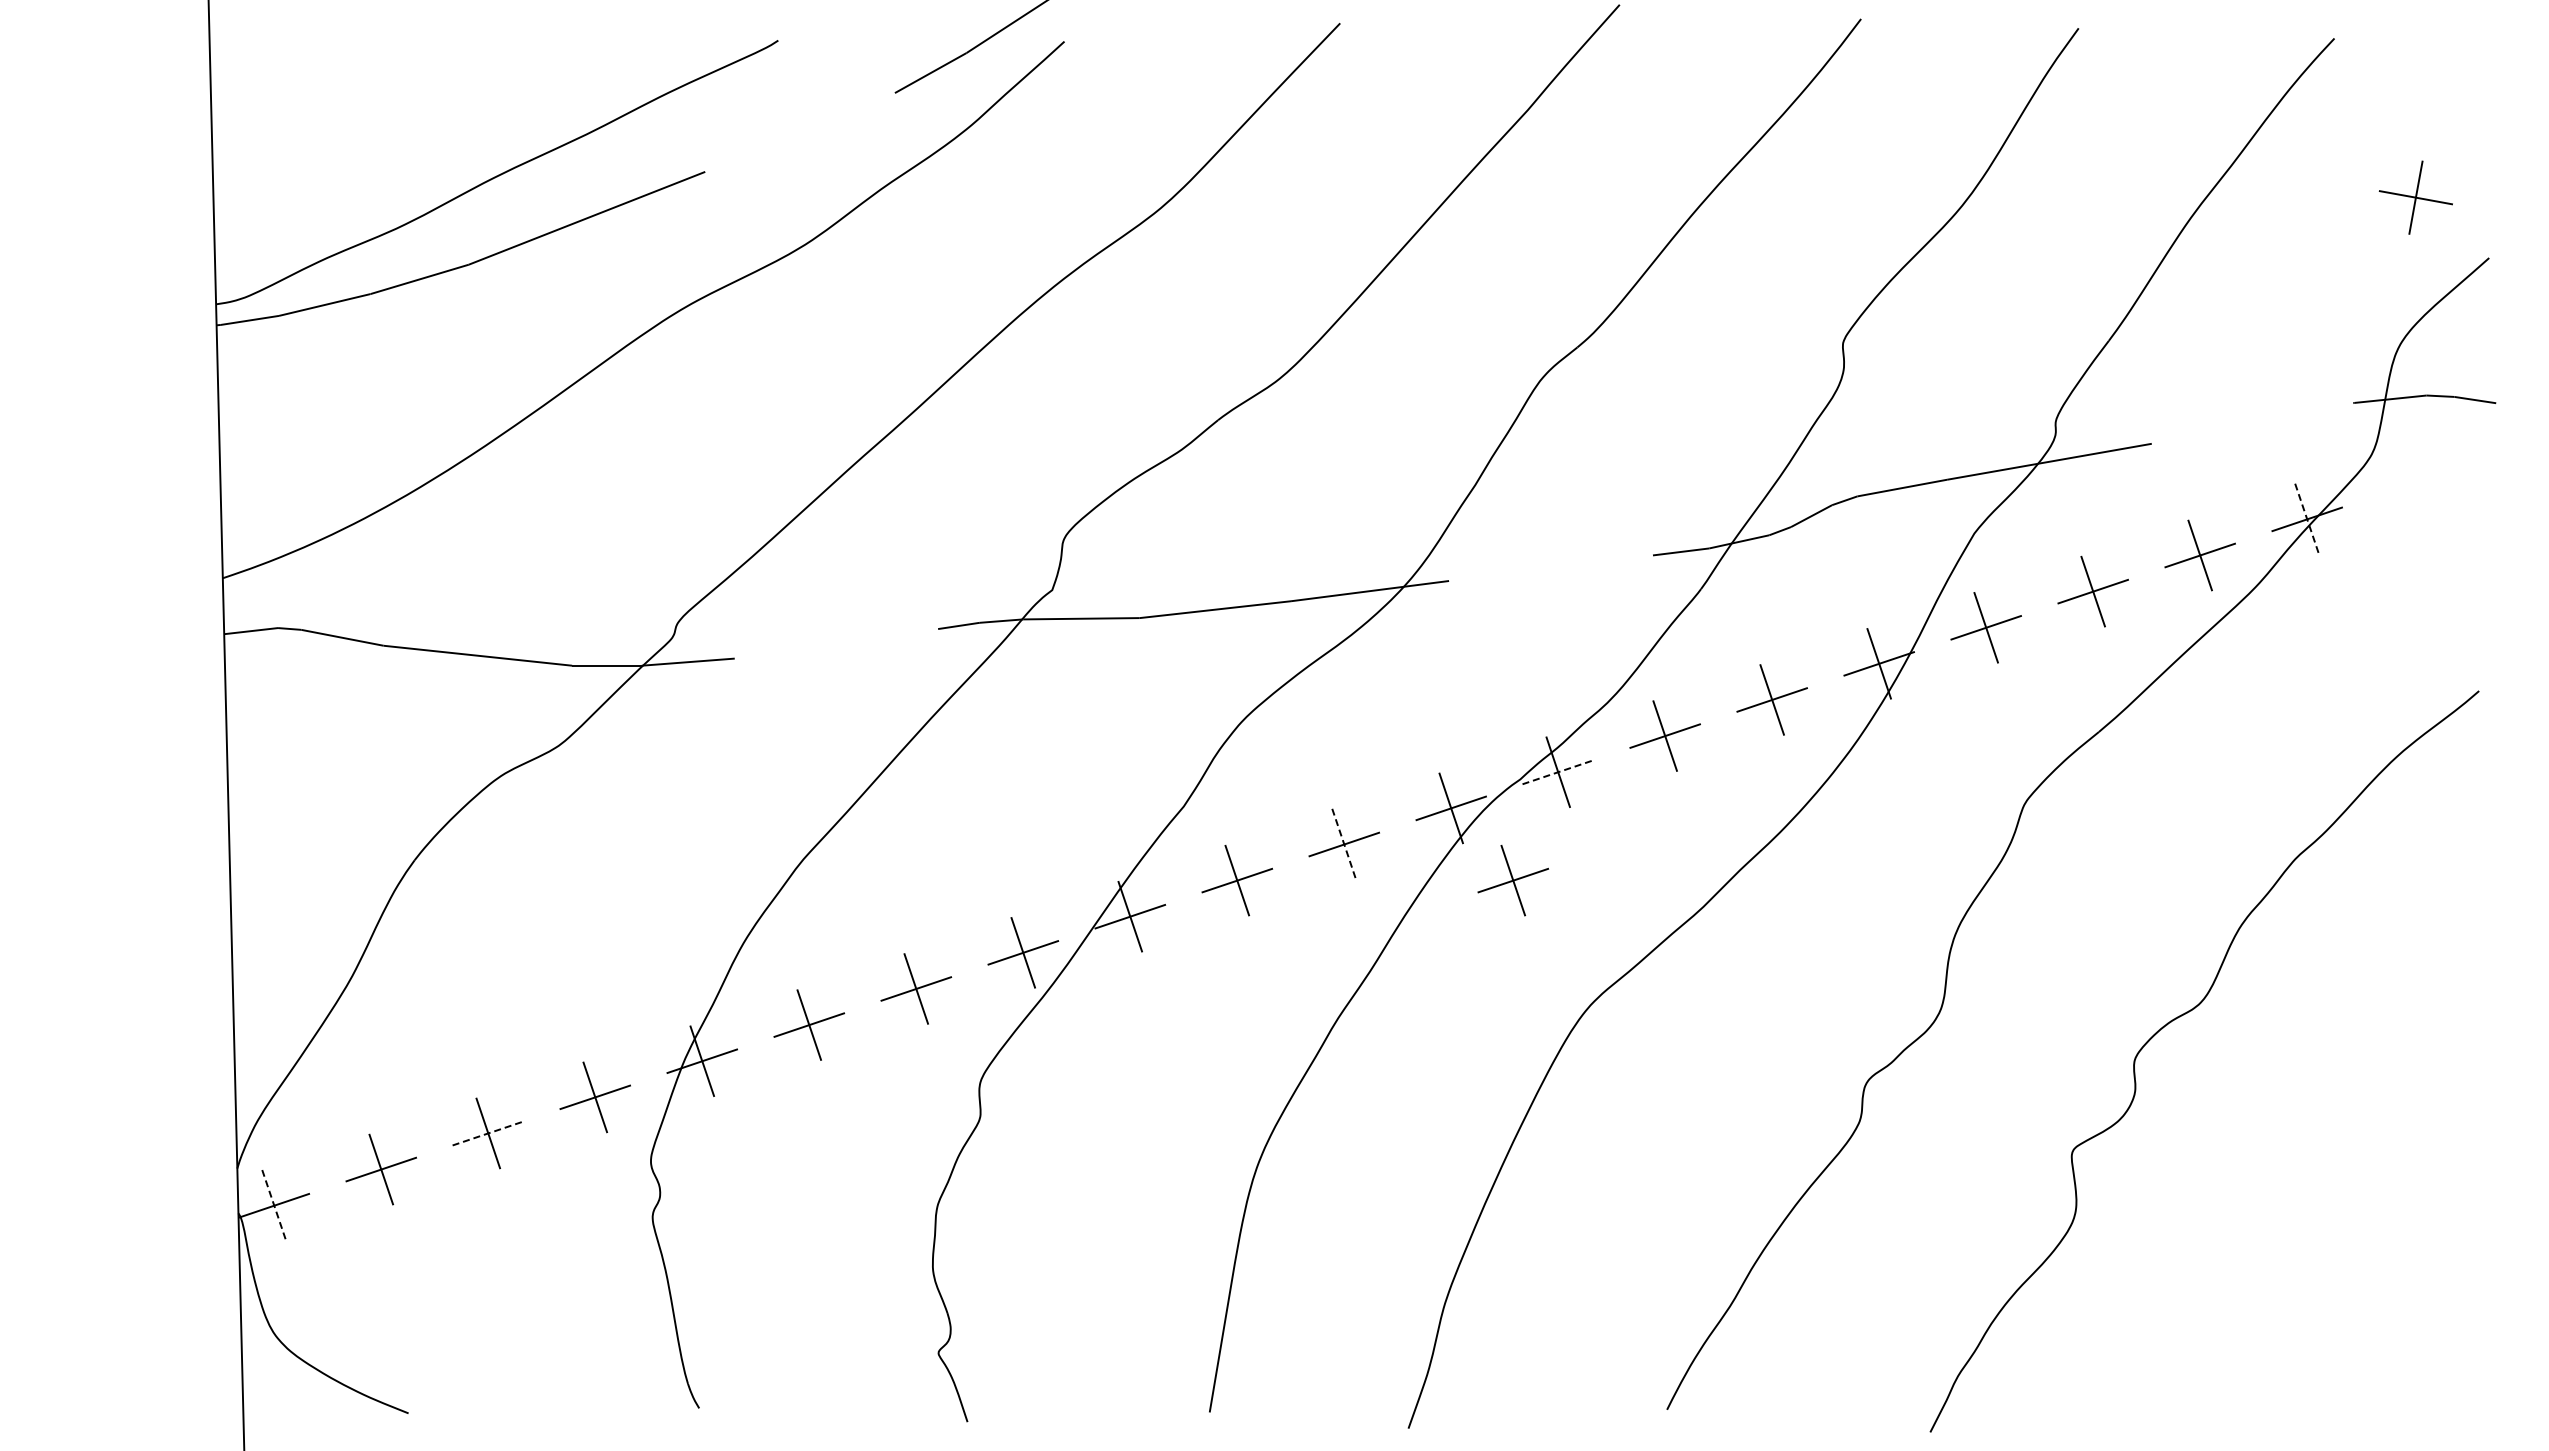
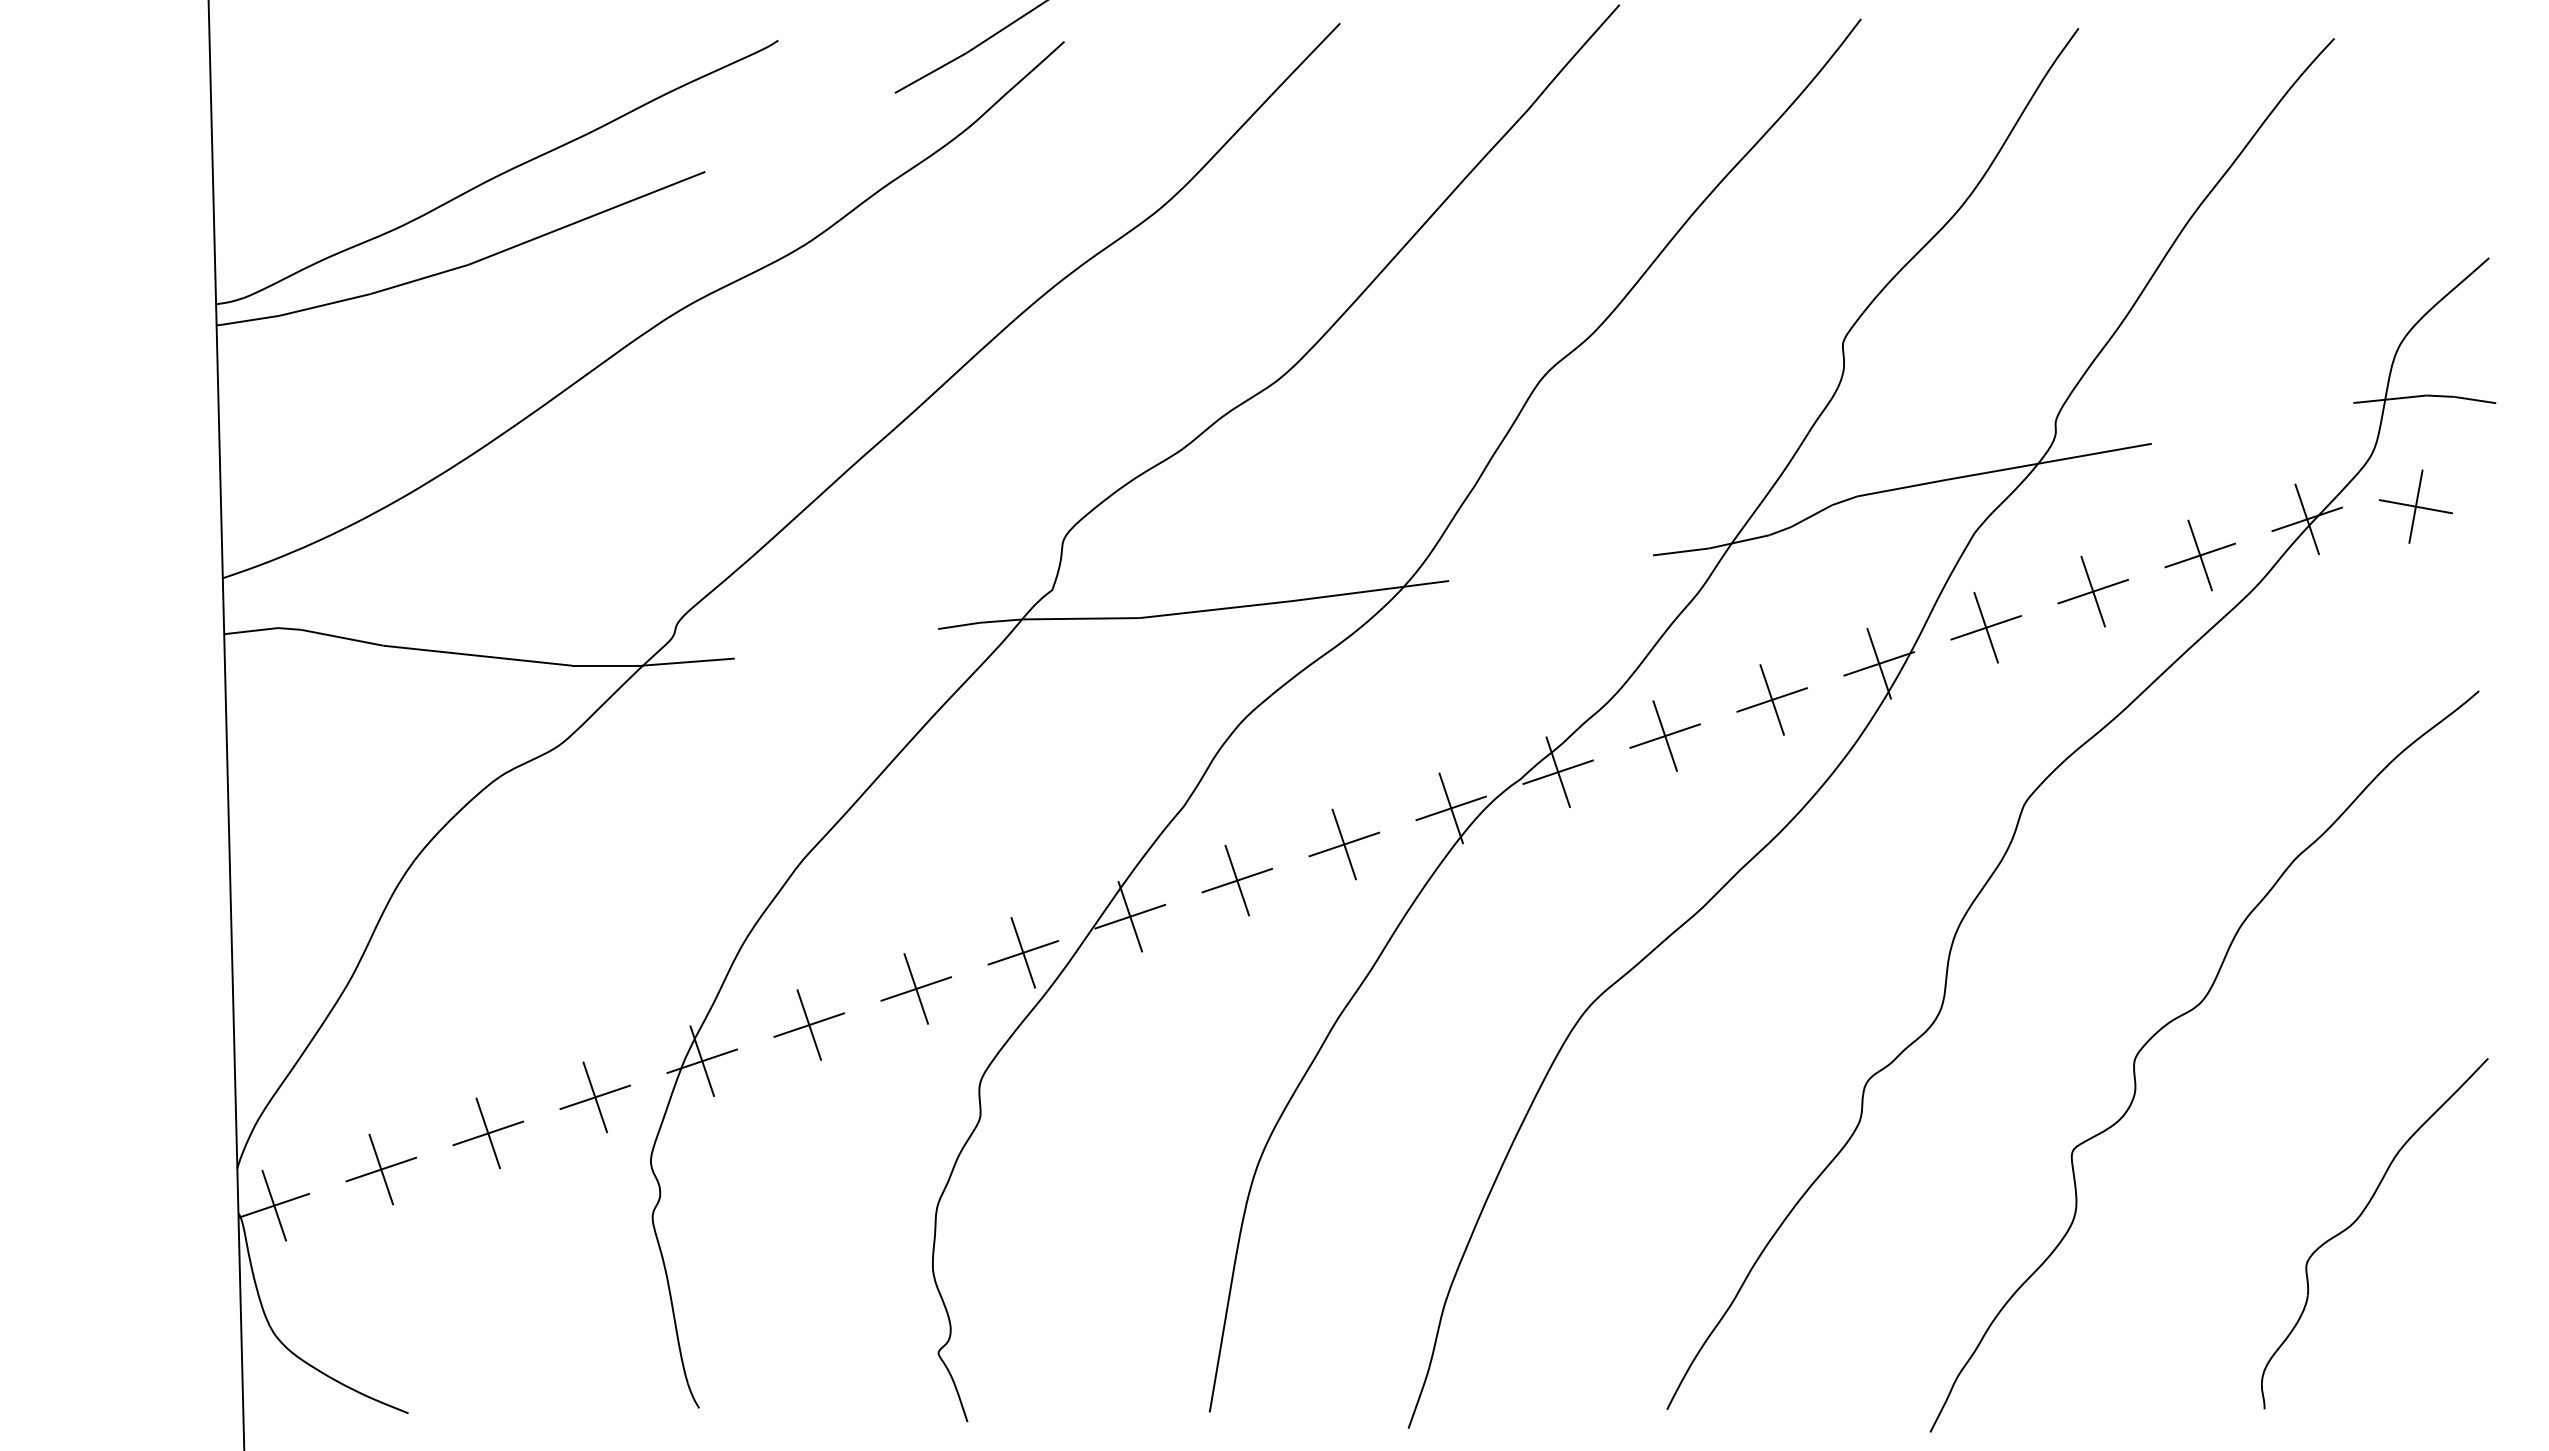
part position: (2415, 197) -> (2415, 506) (2415, 506)
line: dashed -> solid (2307, 519)
line: dashed -> solid (1558, 772)
line: dashed -> solid (1344, 844)
part: present -> none (1512, 880)
line: dashed -> solid (488, 1133)
line: dashed -> solid (274, 1205)
part: none -> present (2358, 1219)
